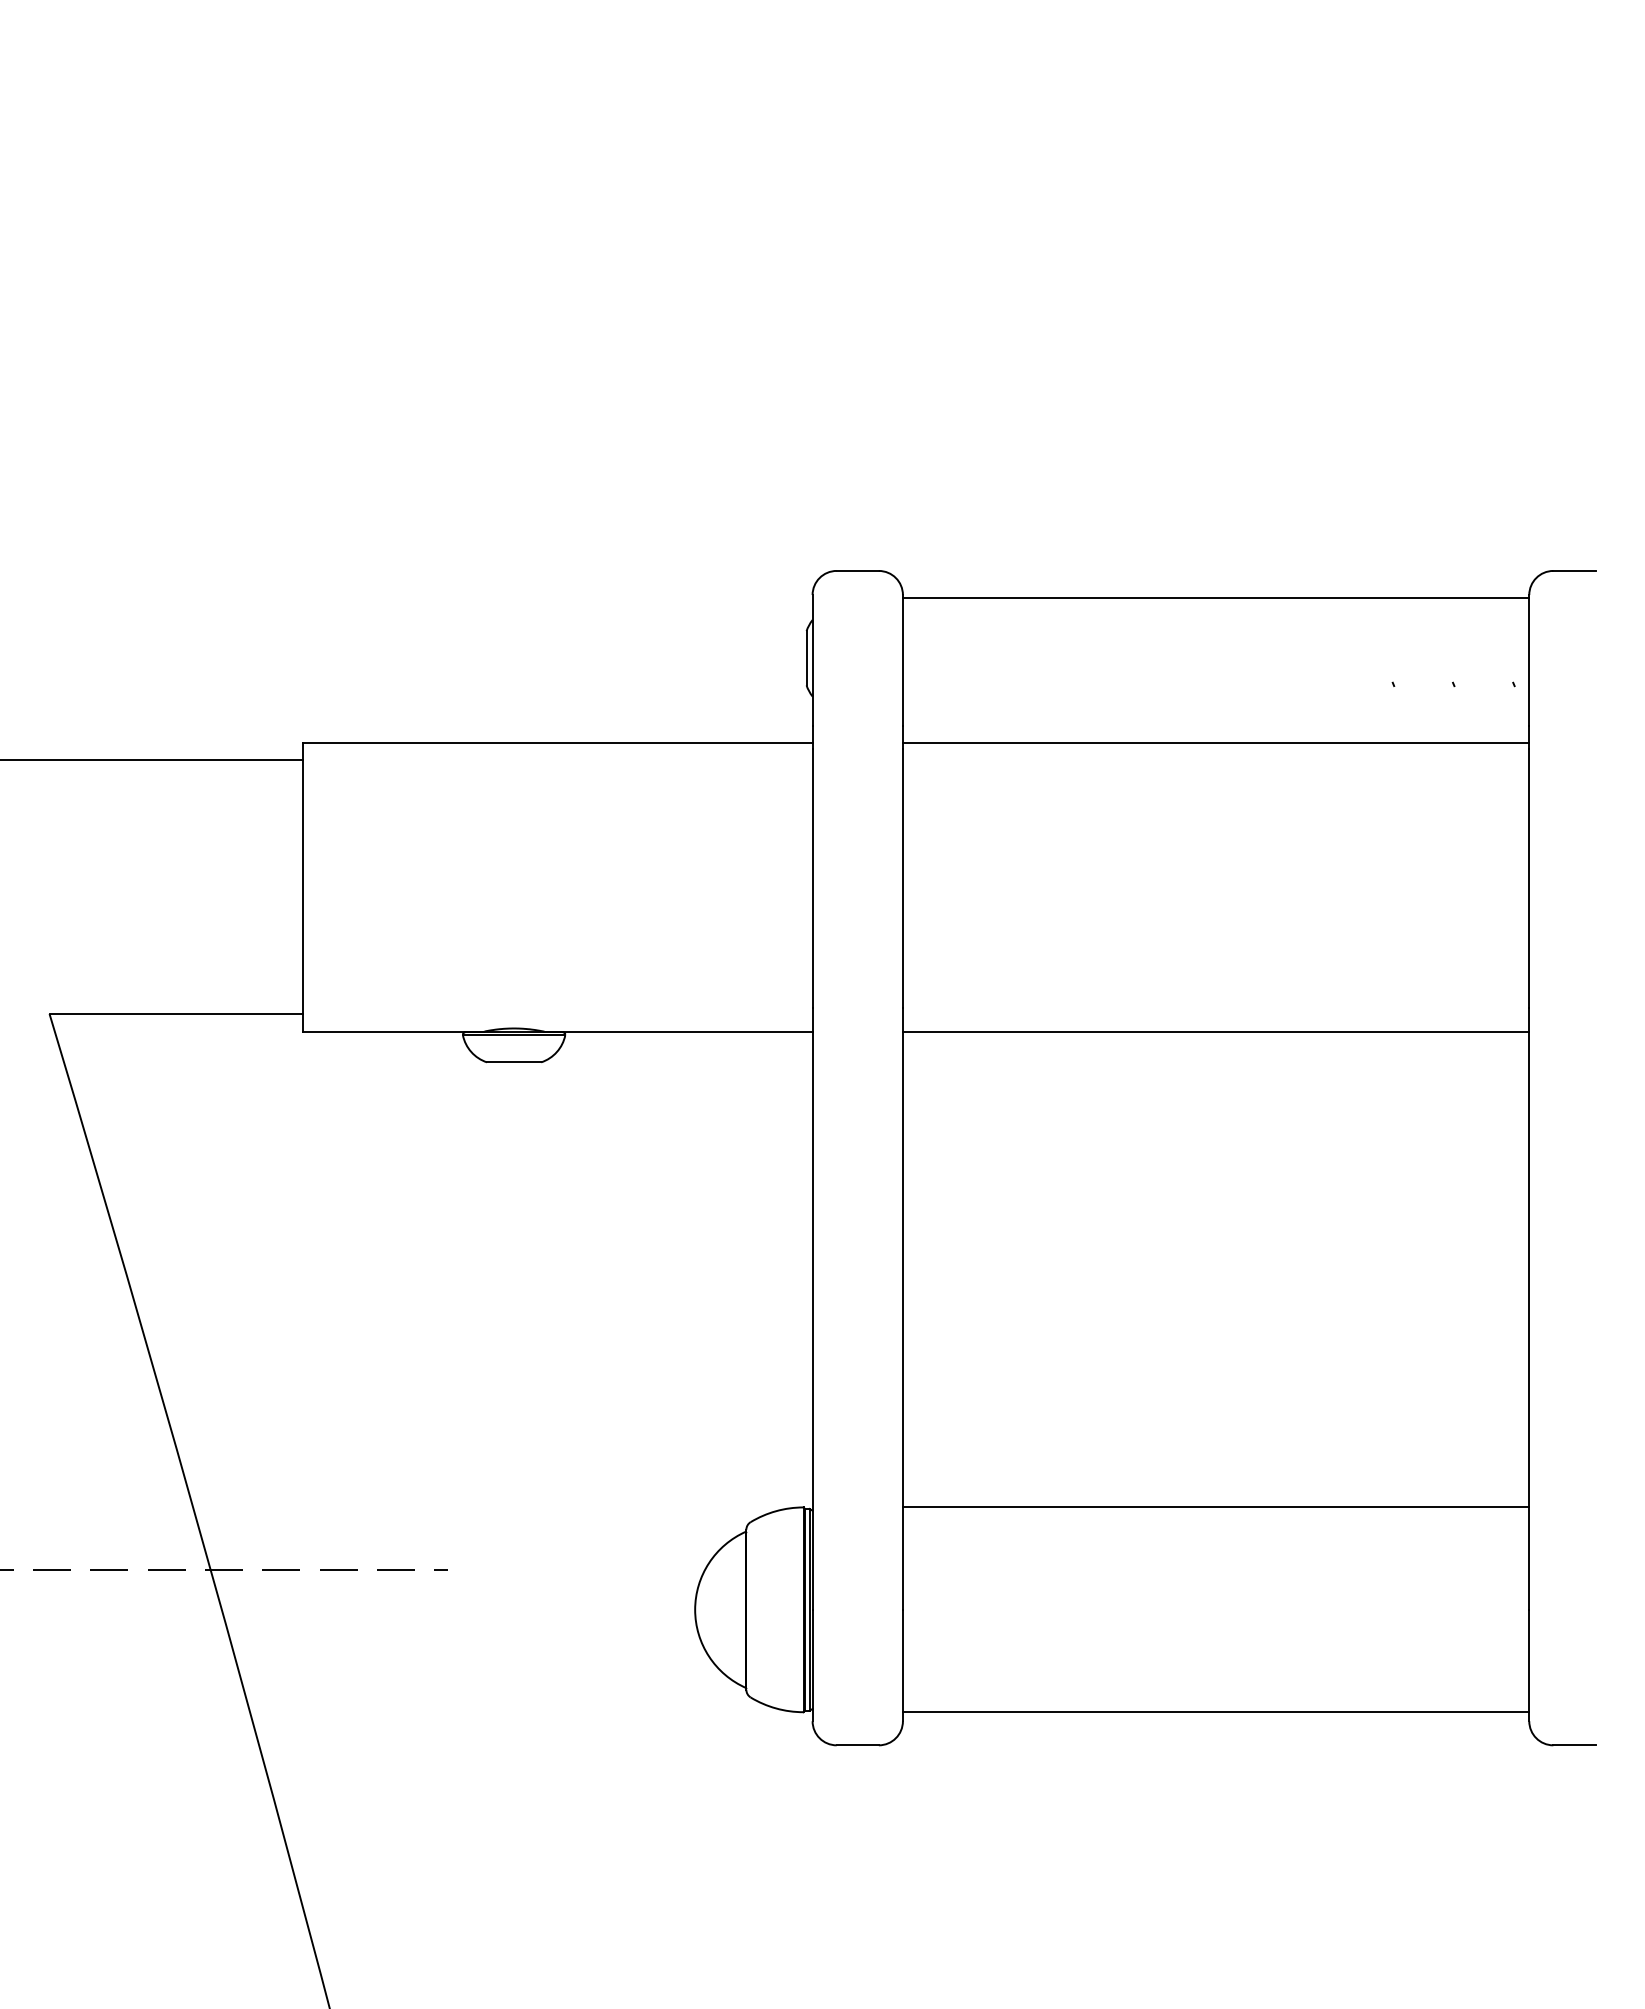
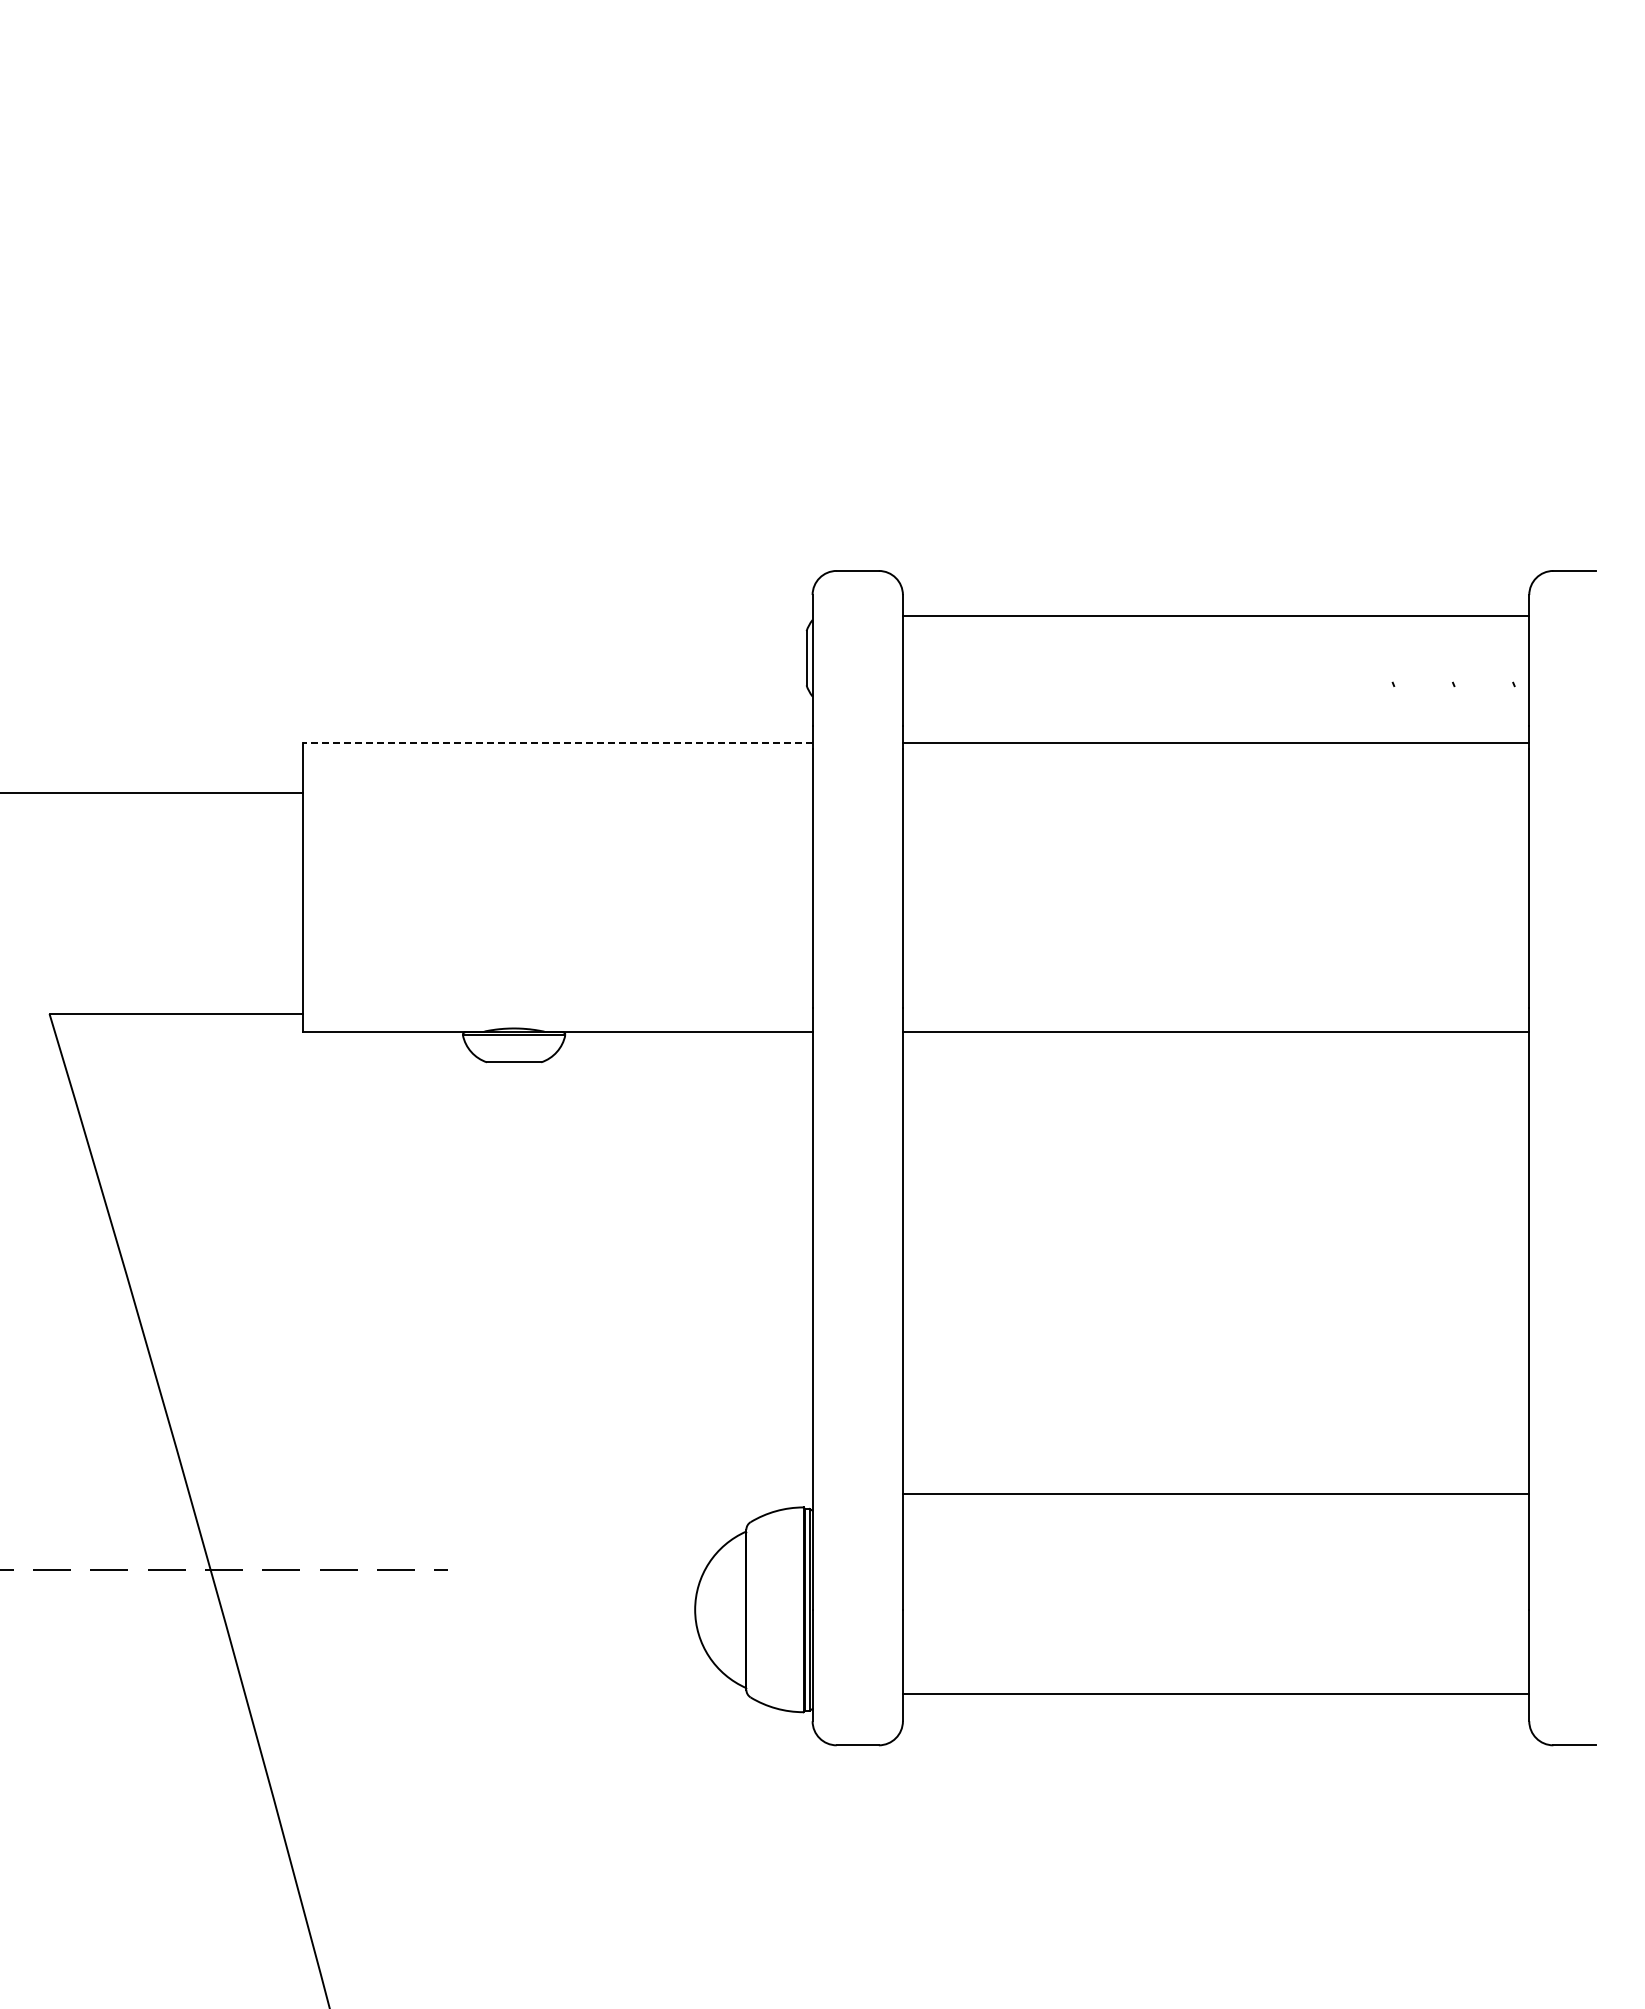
line position: (1215, 598) -> (1215, 616) (1215, 616)
line: solid -> dashed (557, 742)
line position: (152, 760) -> (152, 793) (152, 793)
line position: (1215, 1507) -> (1215, 1494) (1215, 1494)
line position: (1215, 1712) -> (1215, 1694) (1215, 1694)
